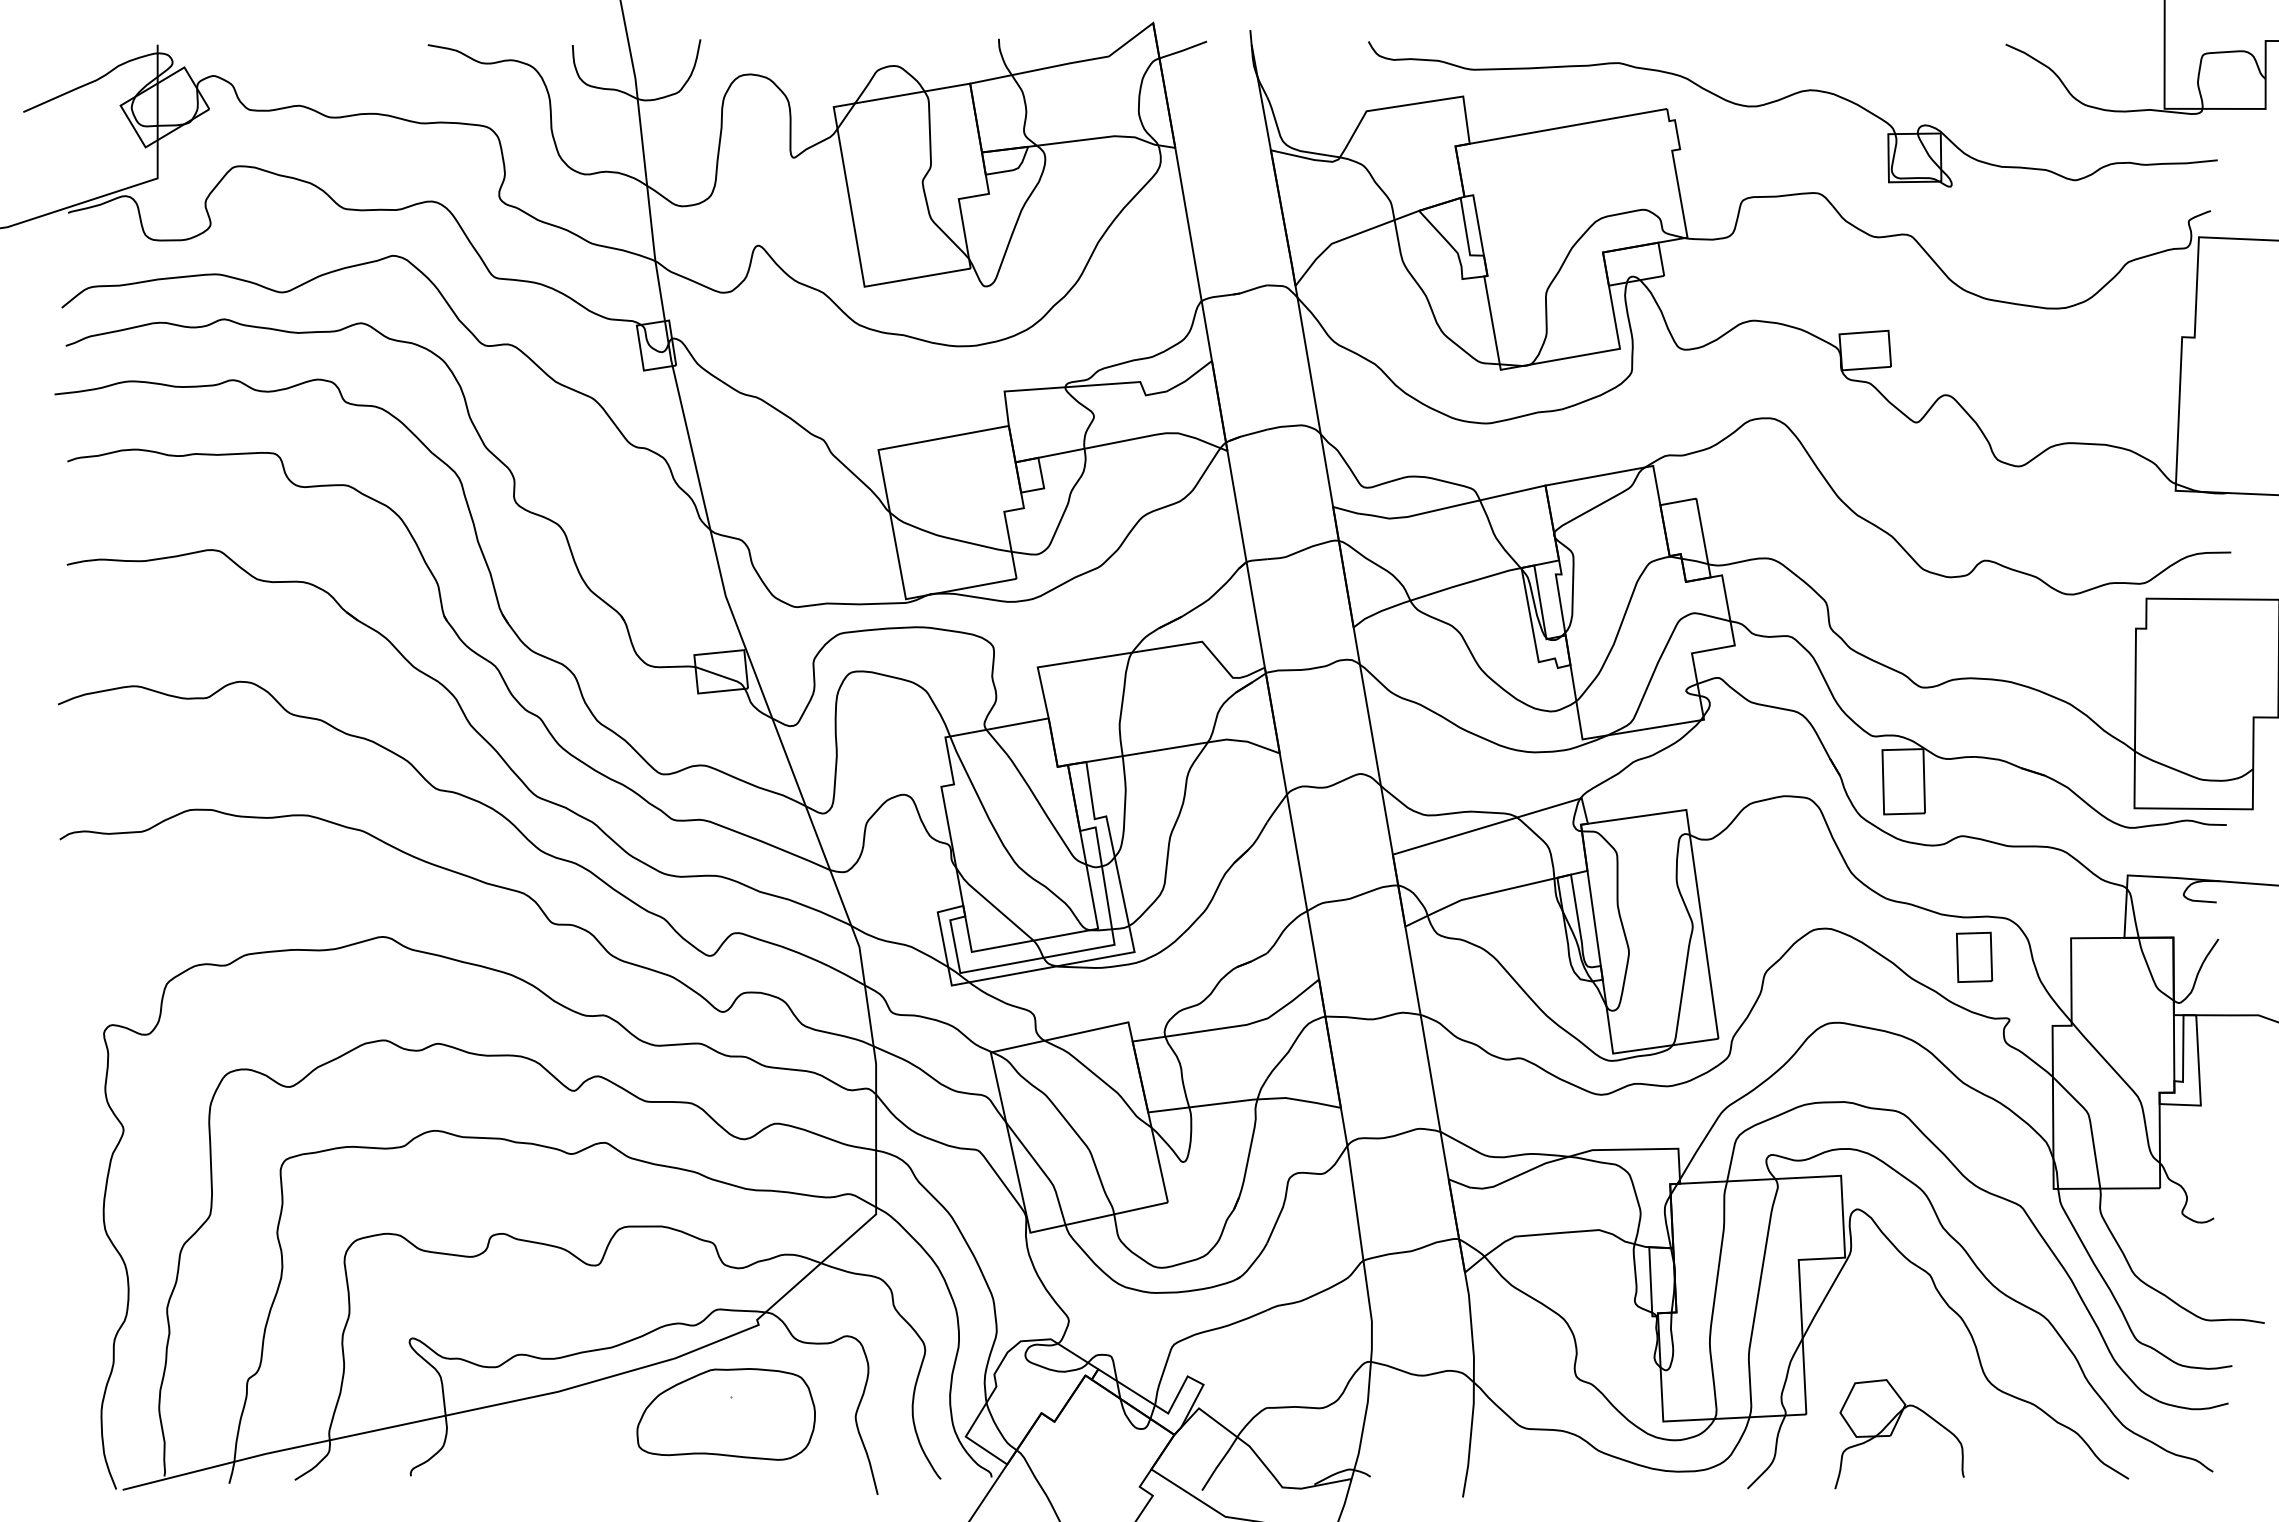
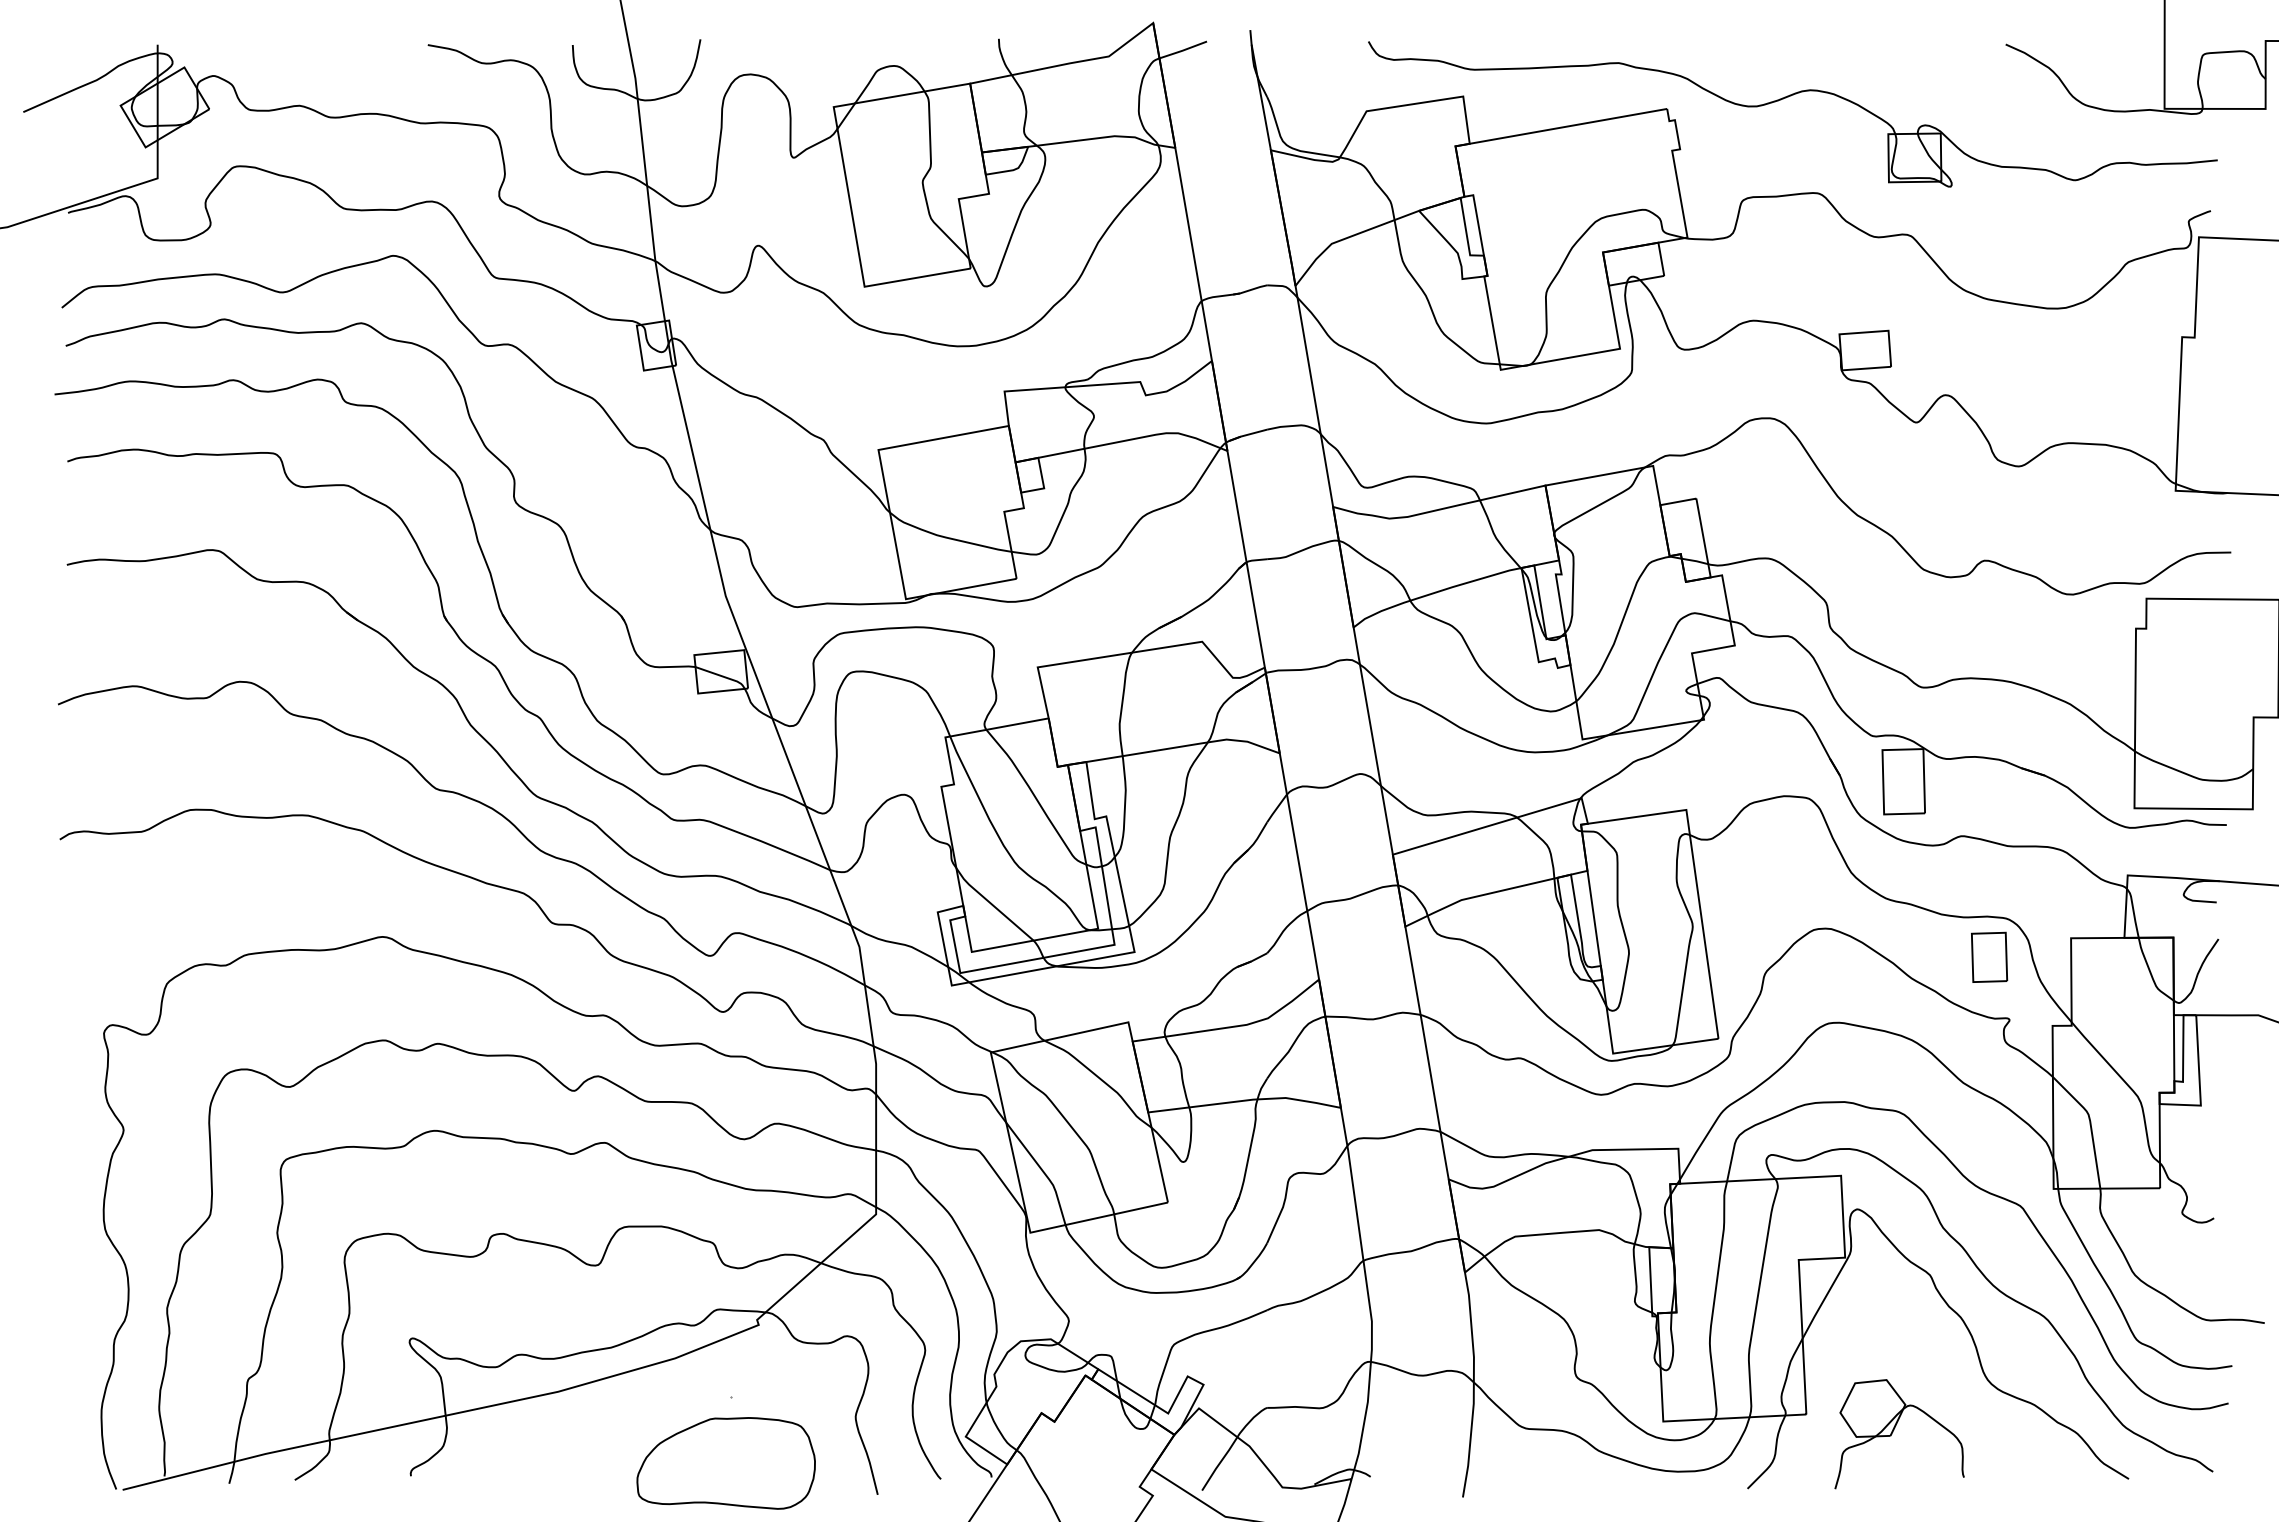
part position: (1974, 956) -> (1989, 956) (1989, 956)
part position: (725, 1414) -> (725, 1463) (725, 1463)
